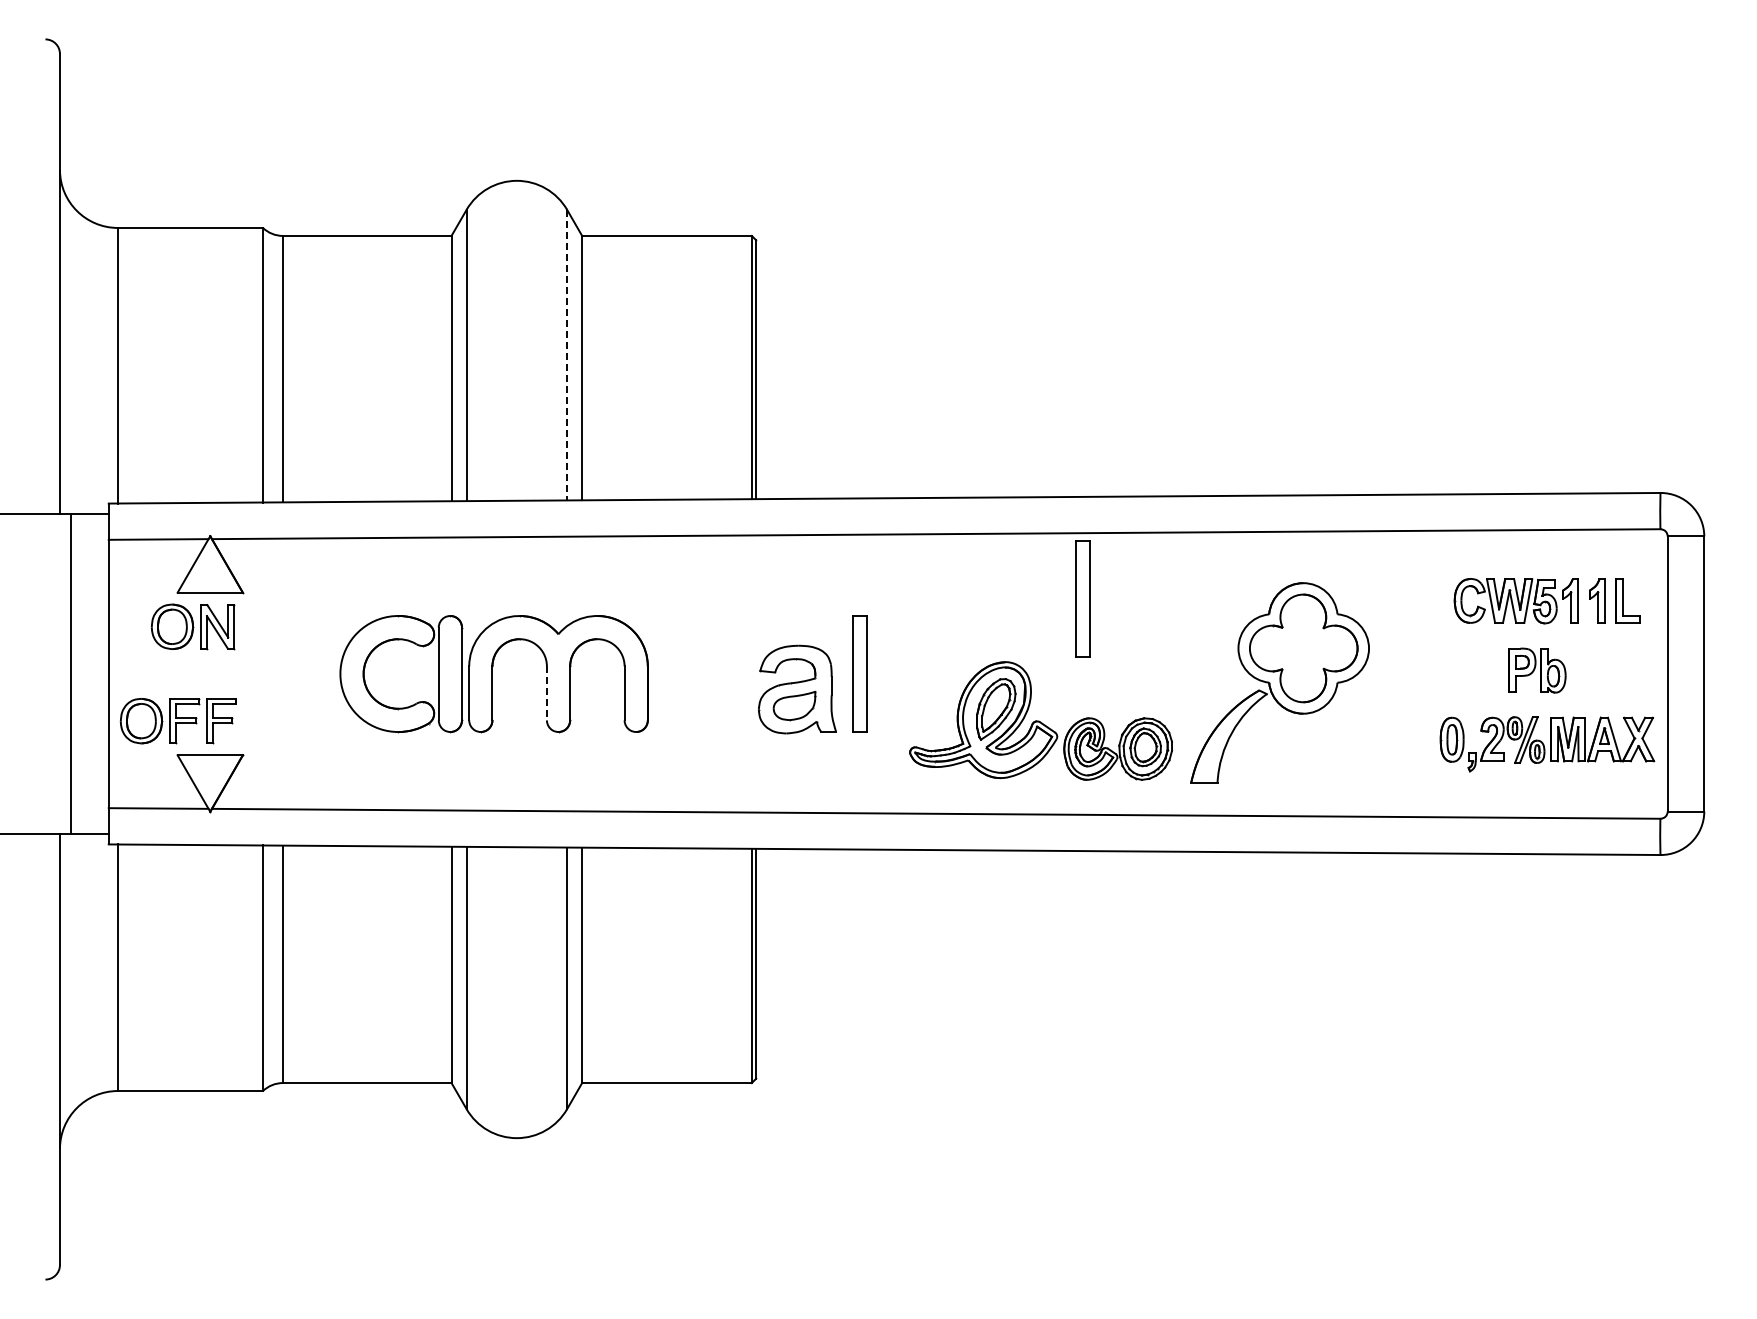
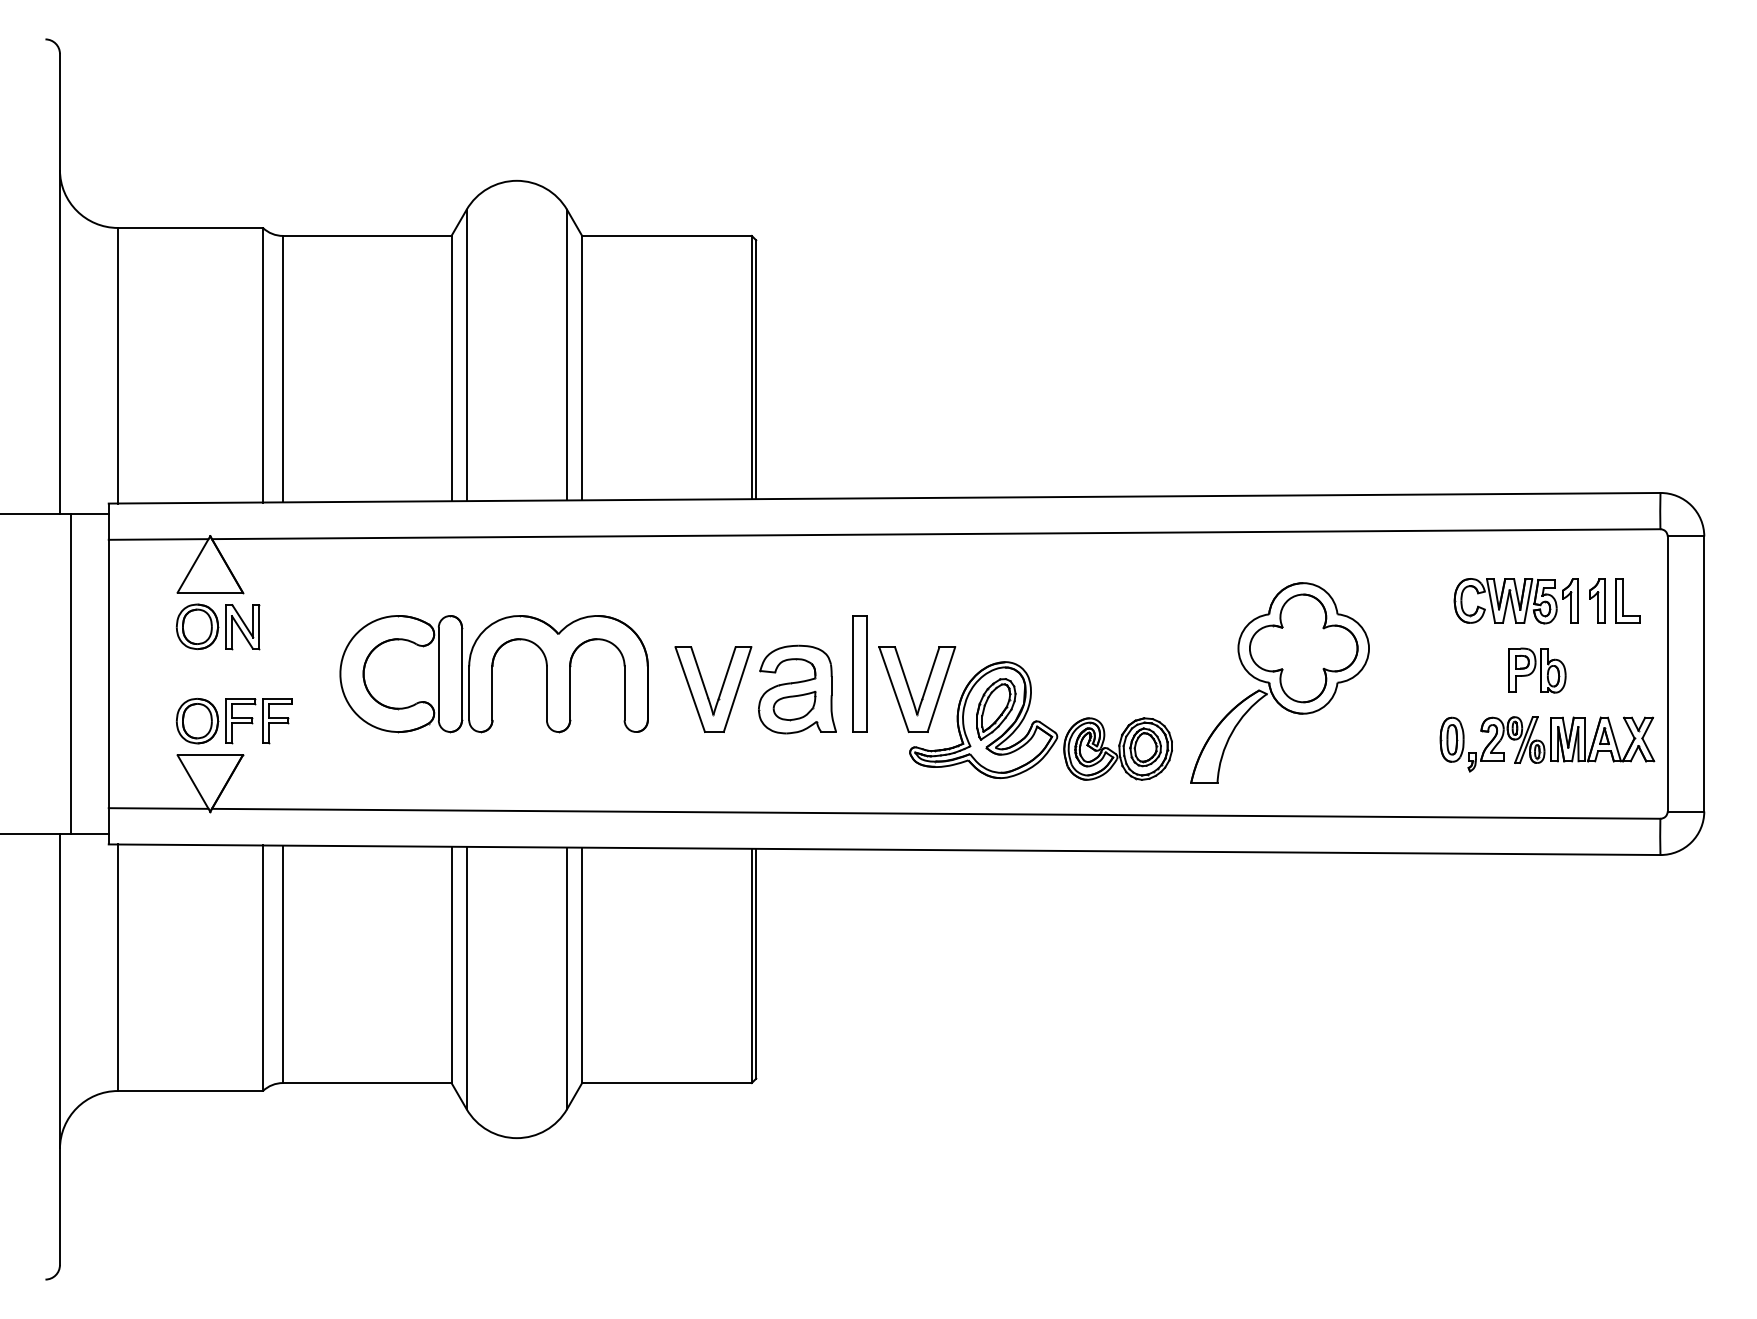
line: dashed -> solid (567, 355)
part: present -> none (1082, 598)
part position: (192, 626) -> (217, 626) (217, 626)
part: none -> present (707, 692)
part: none -> present (911, 692)
line: dashed -> solid (546, 693)
part position: (177, 720) -> (233, 720) (233, 720)
